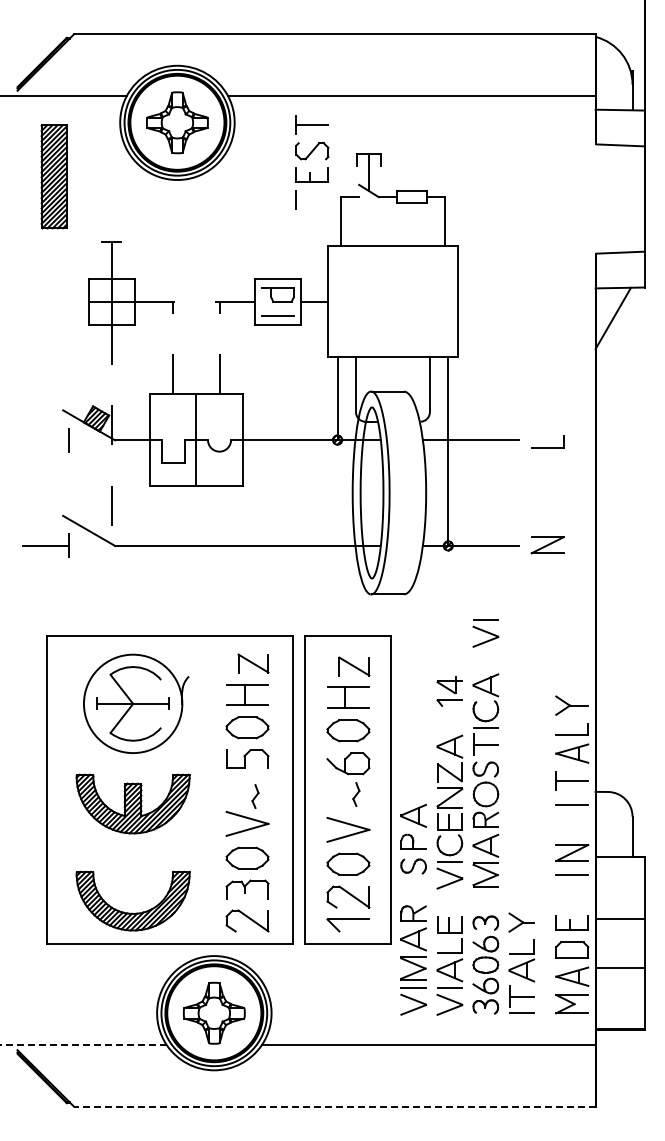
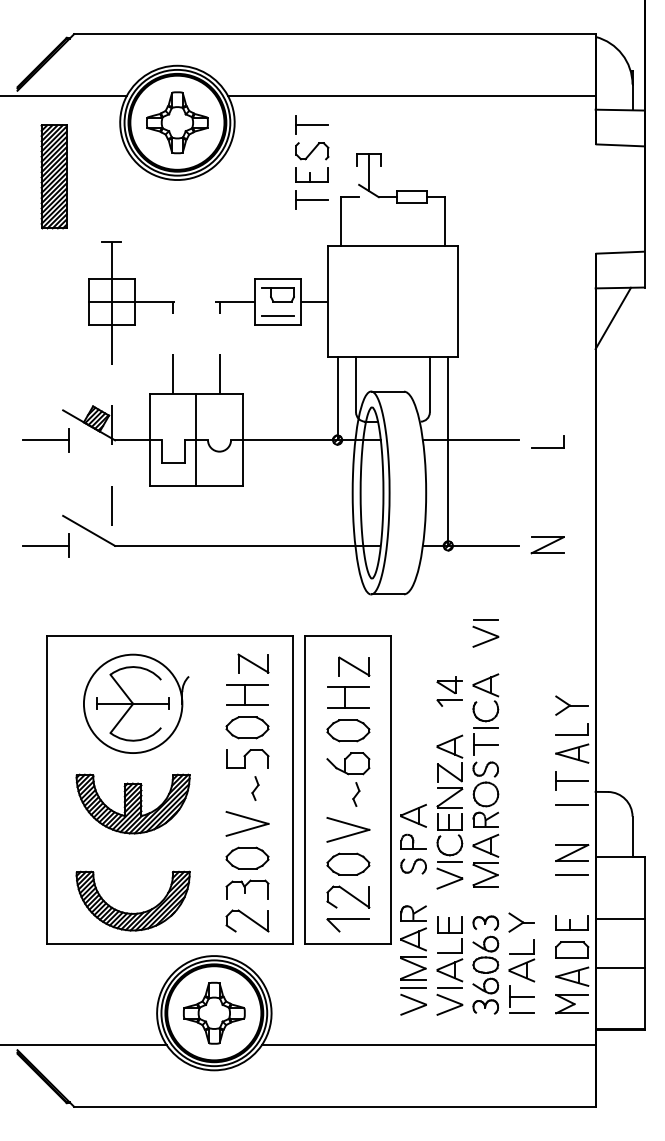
line: none -> present (312, 200)
line: none -> present (45, 440)
part position: (255, 796) -> (255, 788) (255, 788)
line: dashed -> solid (82, 1045)
line: dashed -> solid (334, 1106)
